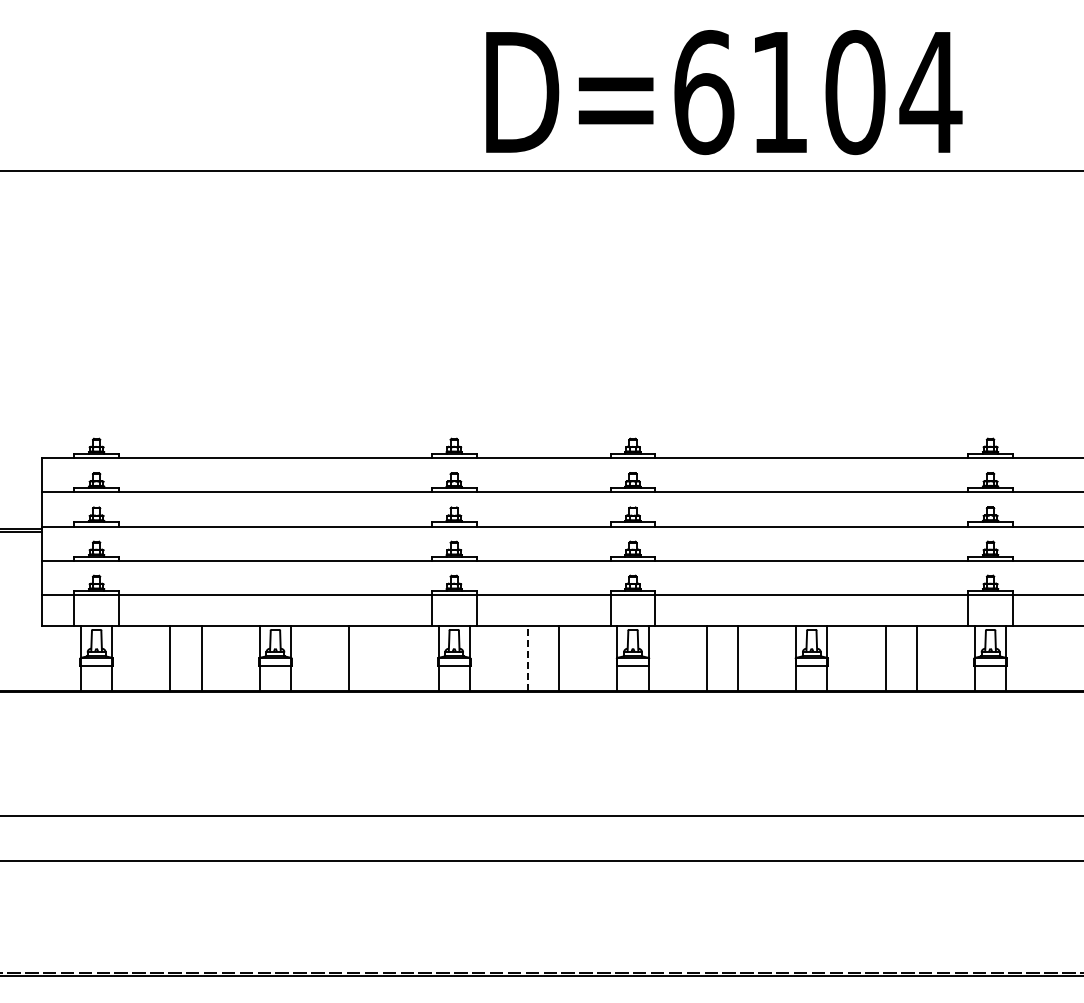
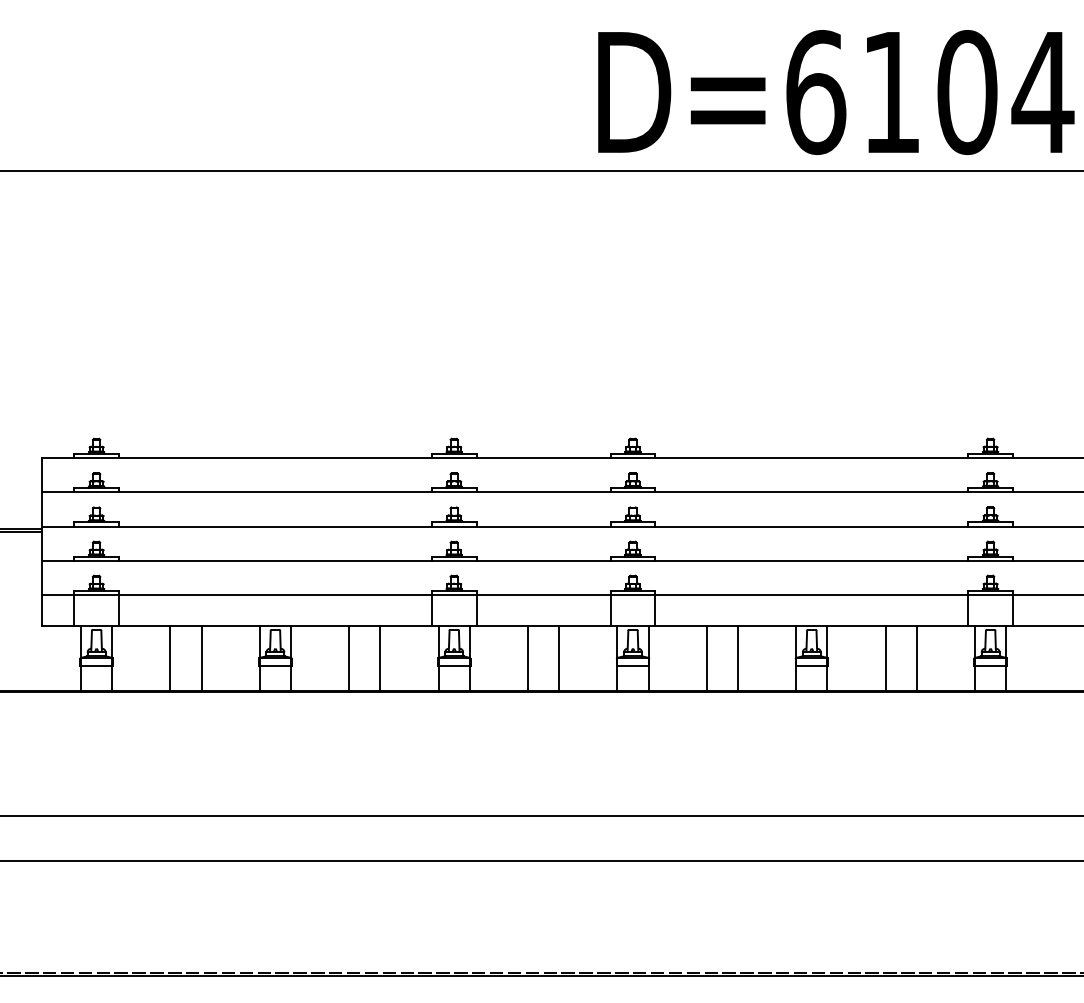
text position: (724, 92) -> (836, 92) (836, 92)
line: dashed -> solid (527, 657)
line: none -> present (380, 658)
